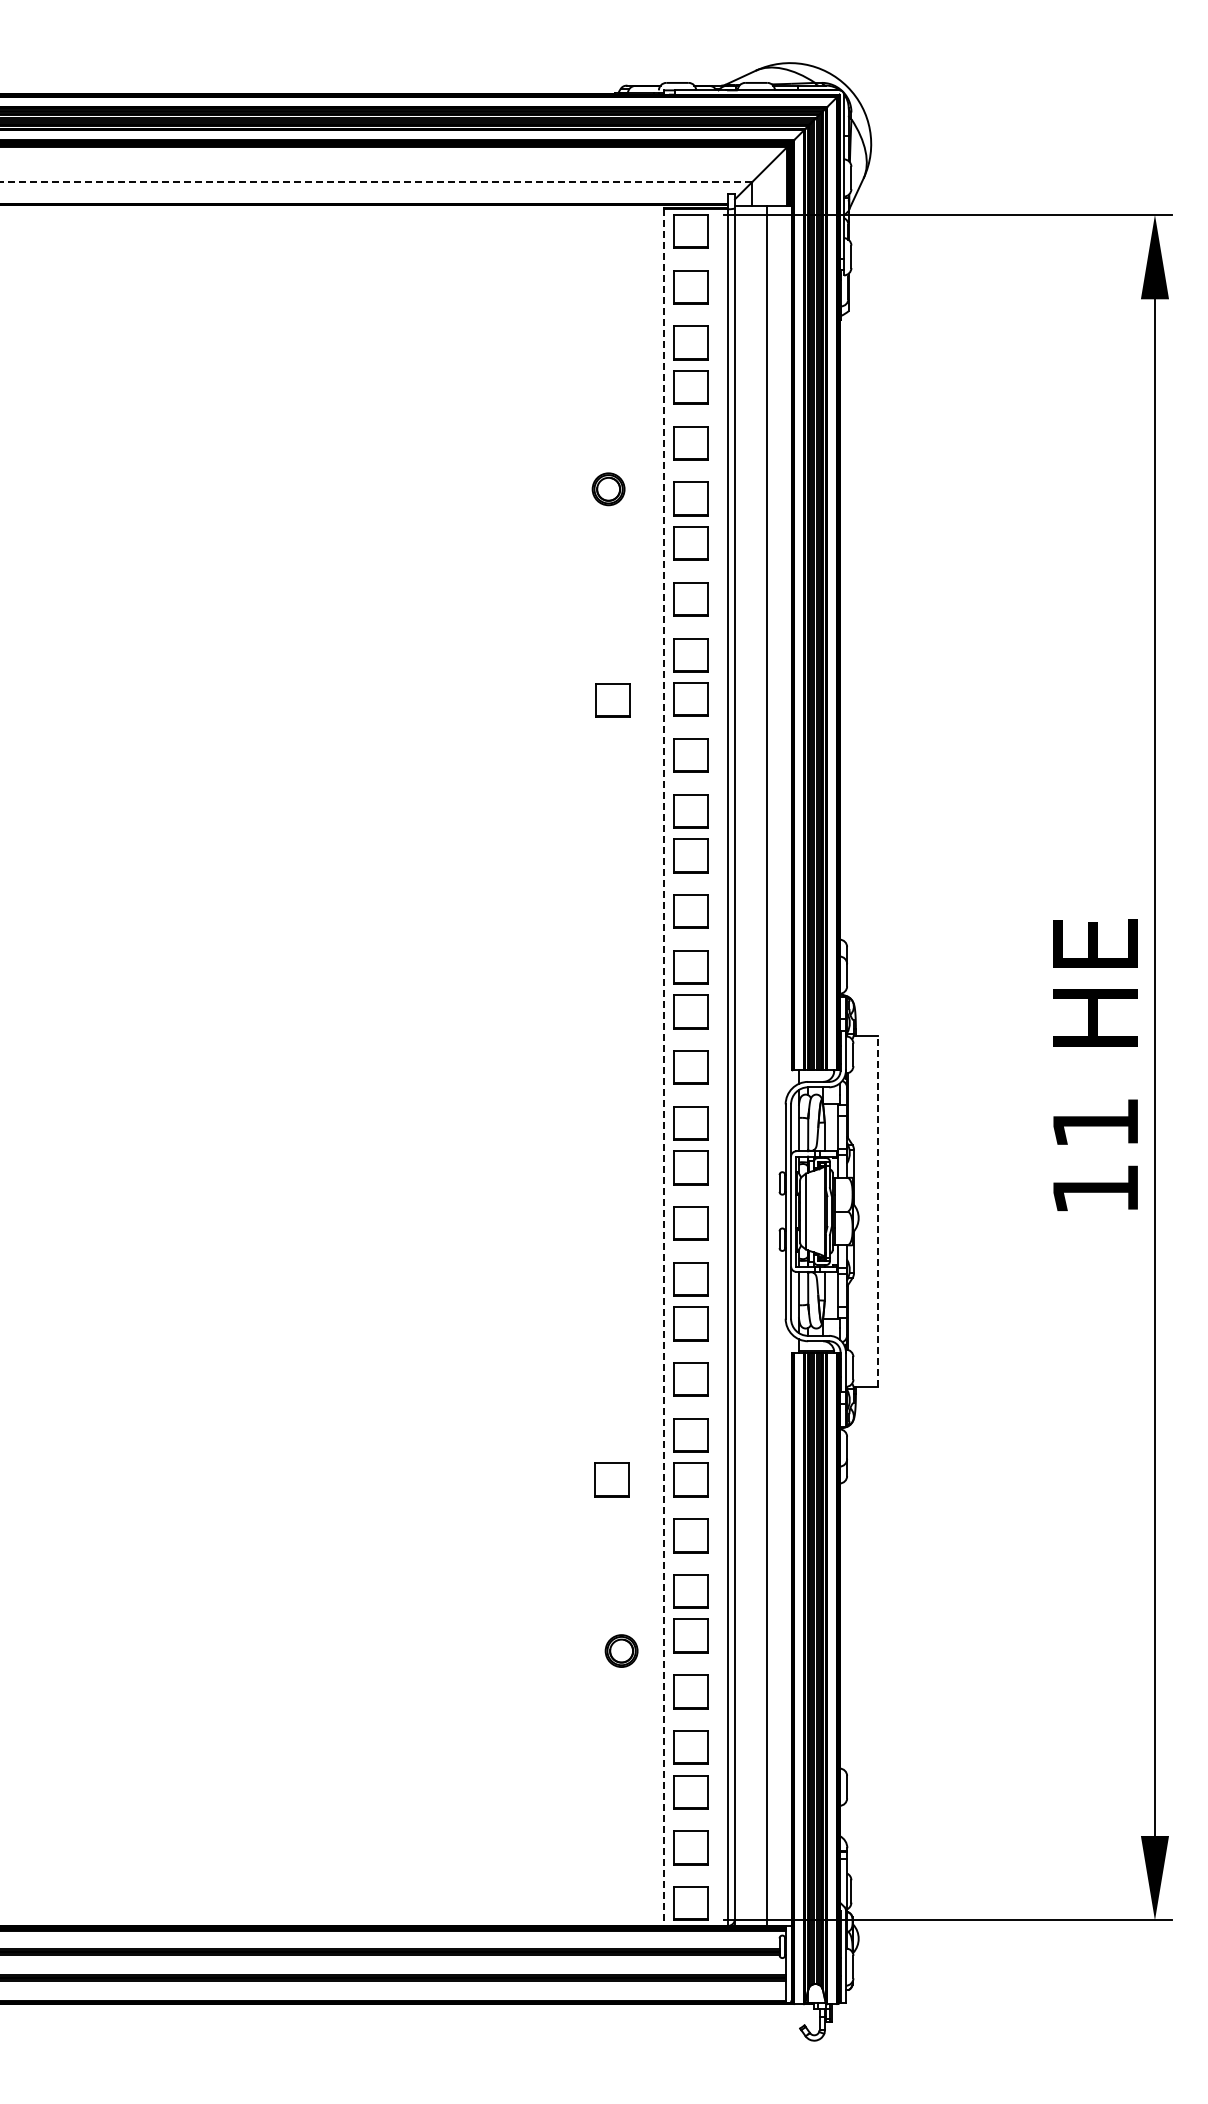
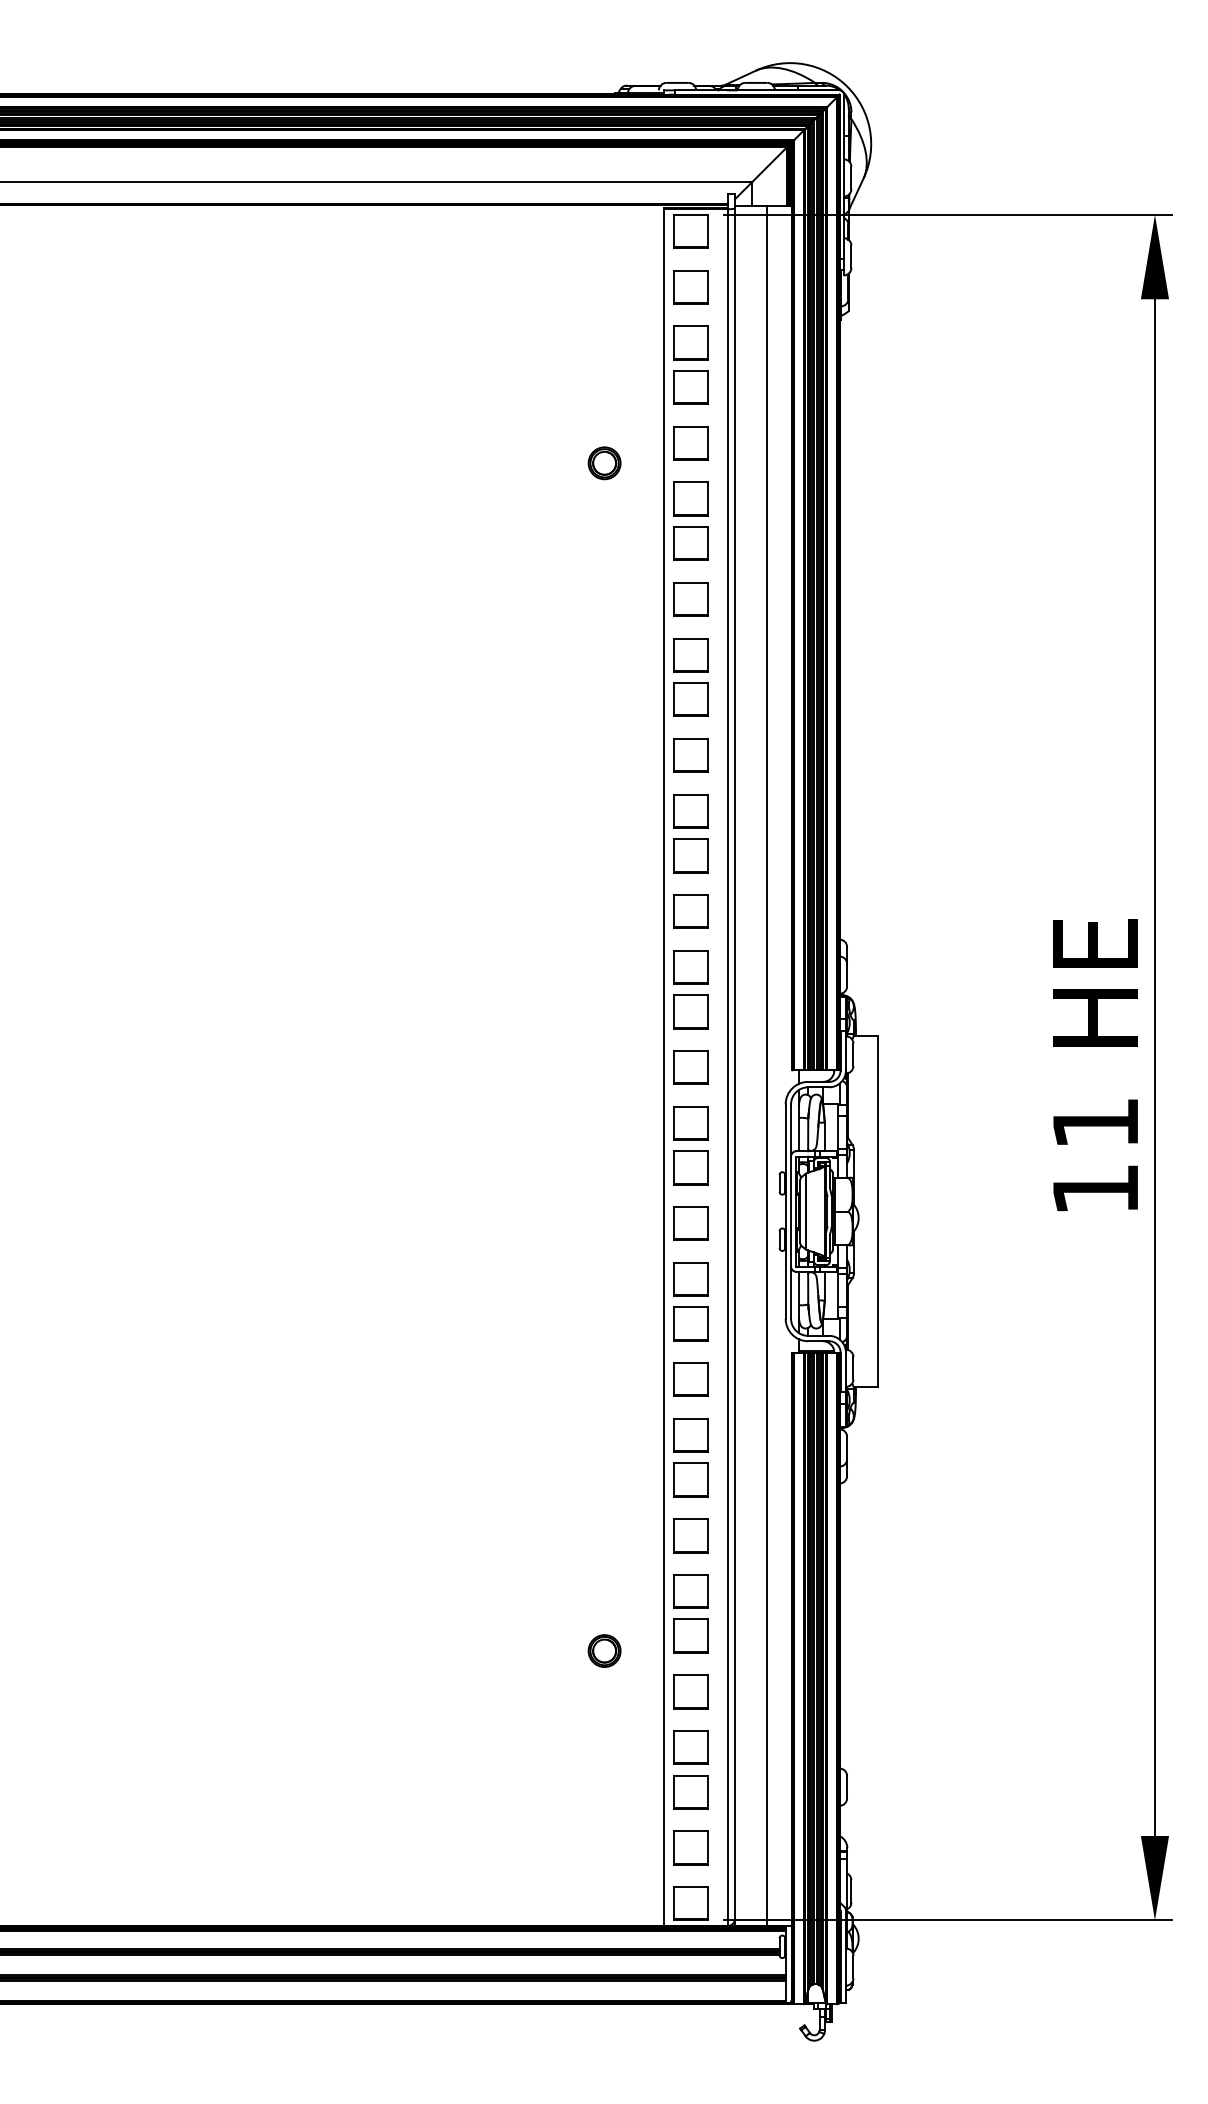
line: dashed -> solid (376, 182)
part position: (608, 489) -> (604, 463) (604, 463)
part: present -> none (612, 700)
line: dashed -> solid (664, 1068)
line: dashed -> solid (878, 1211)
part: present -> none (611, 1479)
part position: (621, 1650) -> (604, 1650) (604, 1650)
